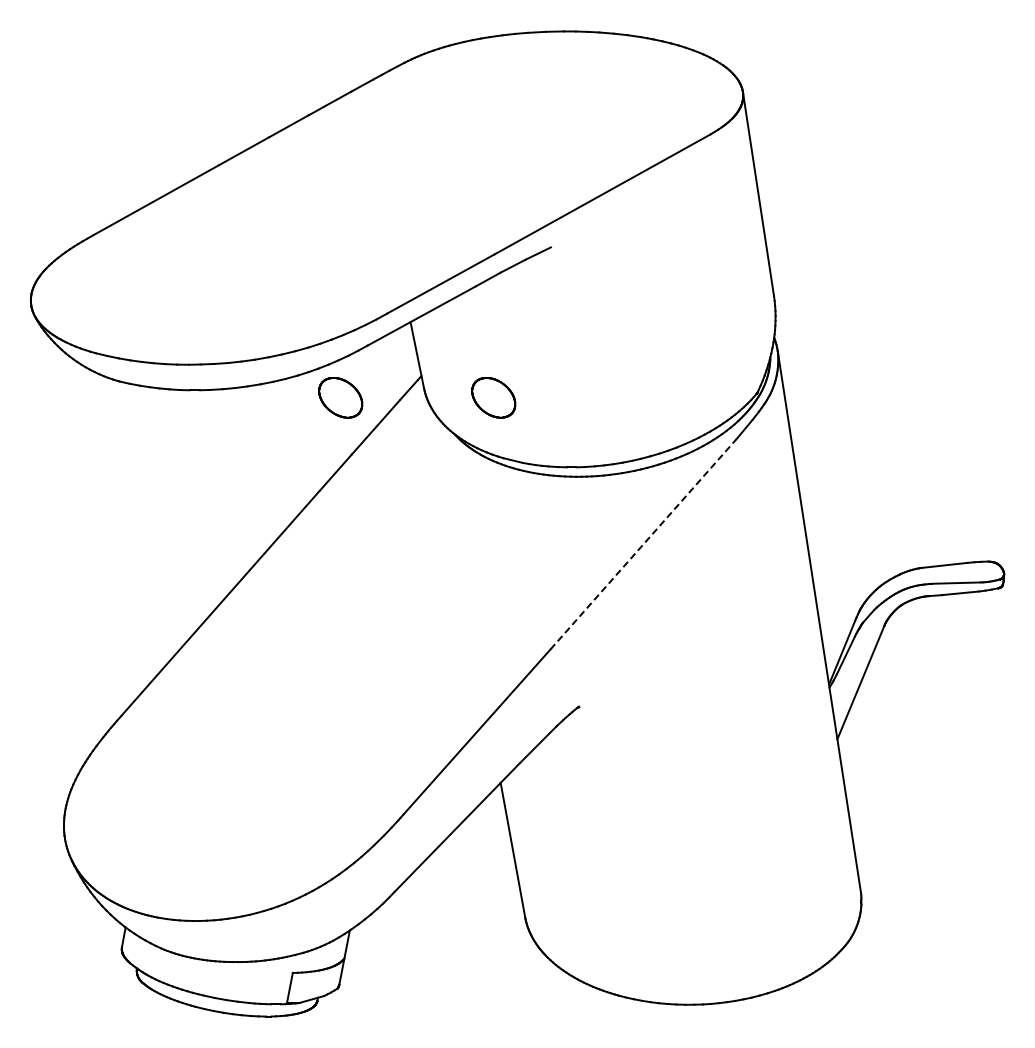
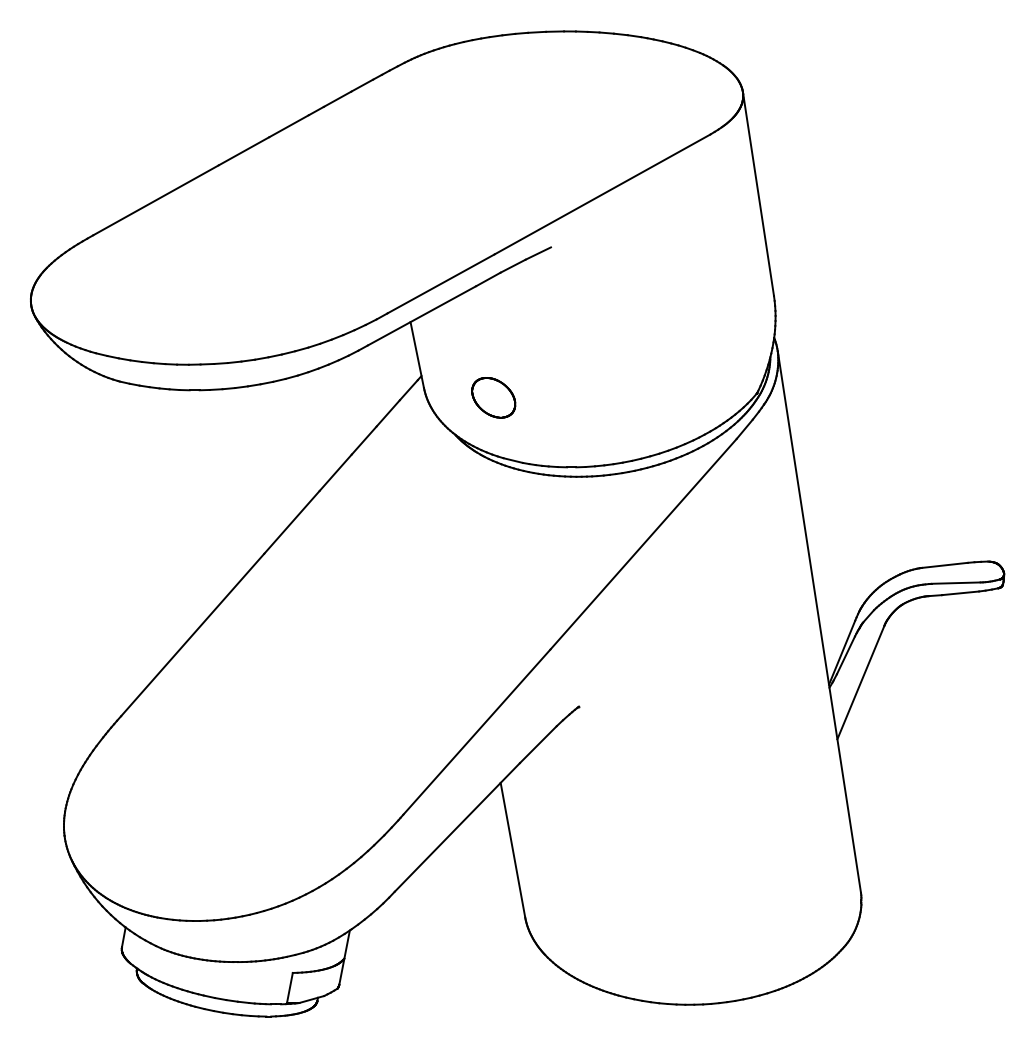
part: present -> none (340, 397)
line: dashed -> solid (643, 544)
